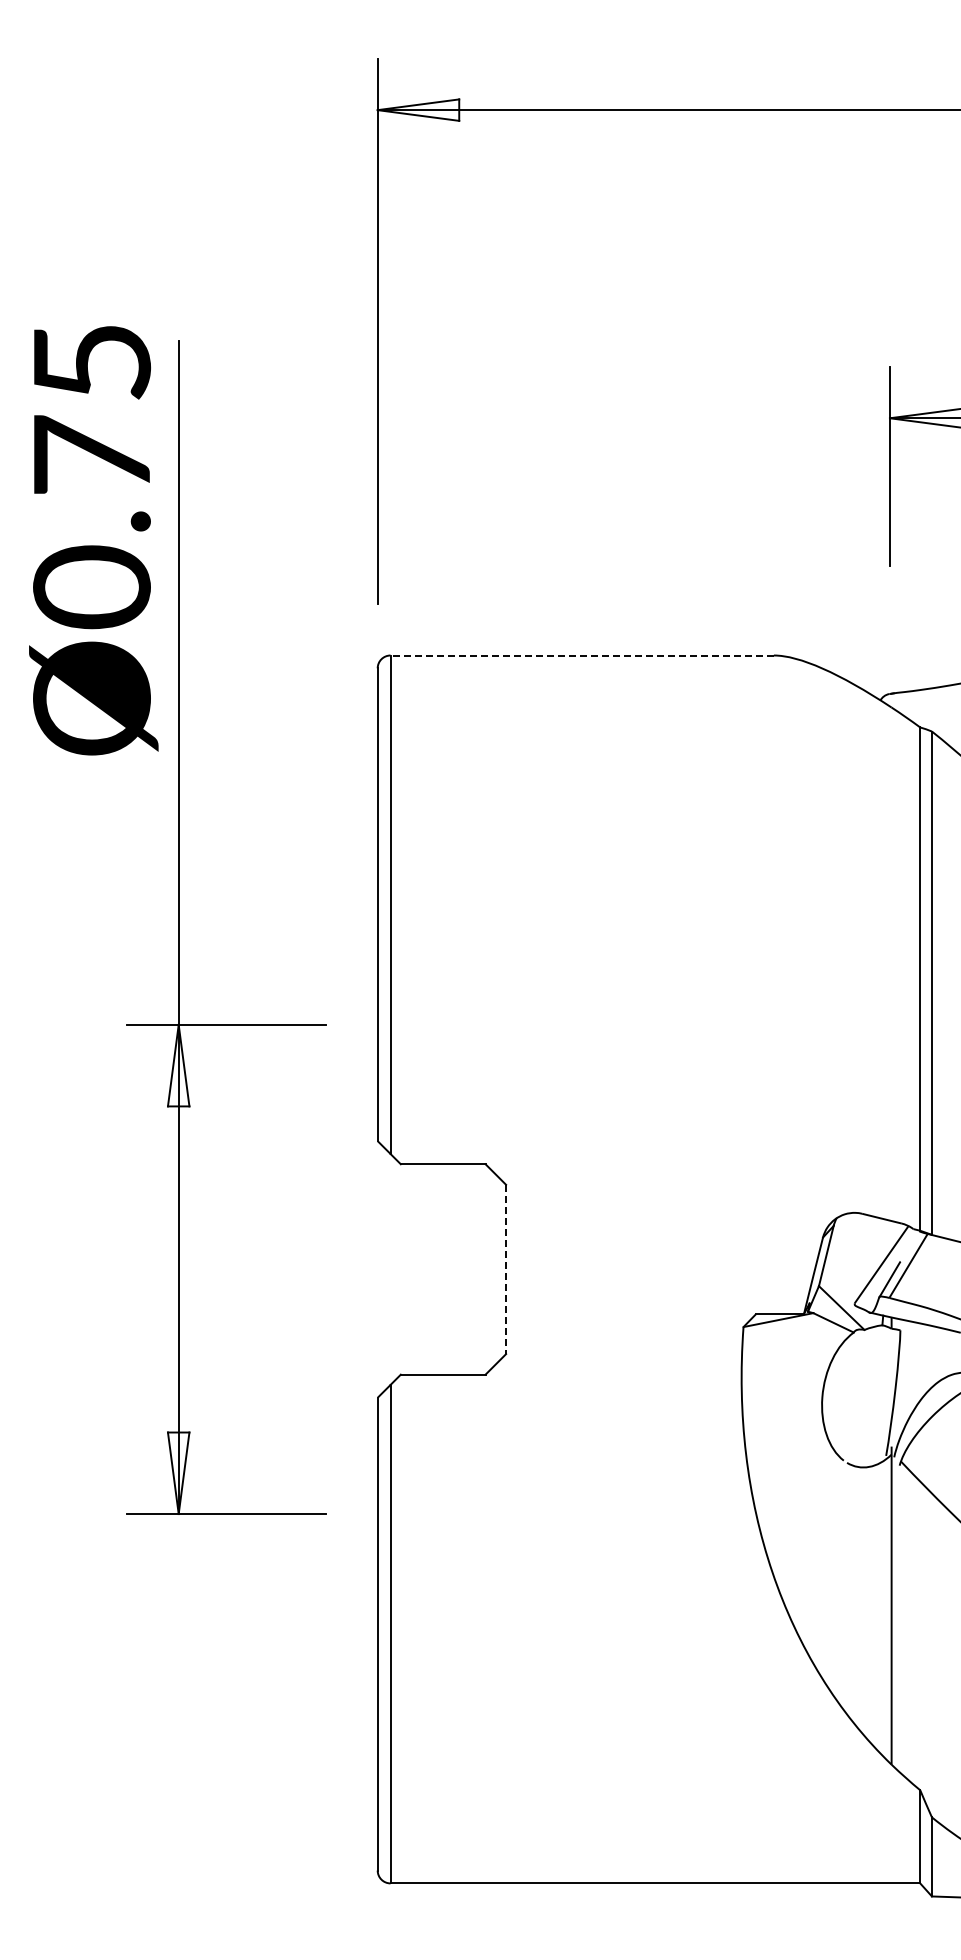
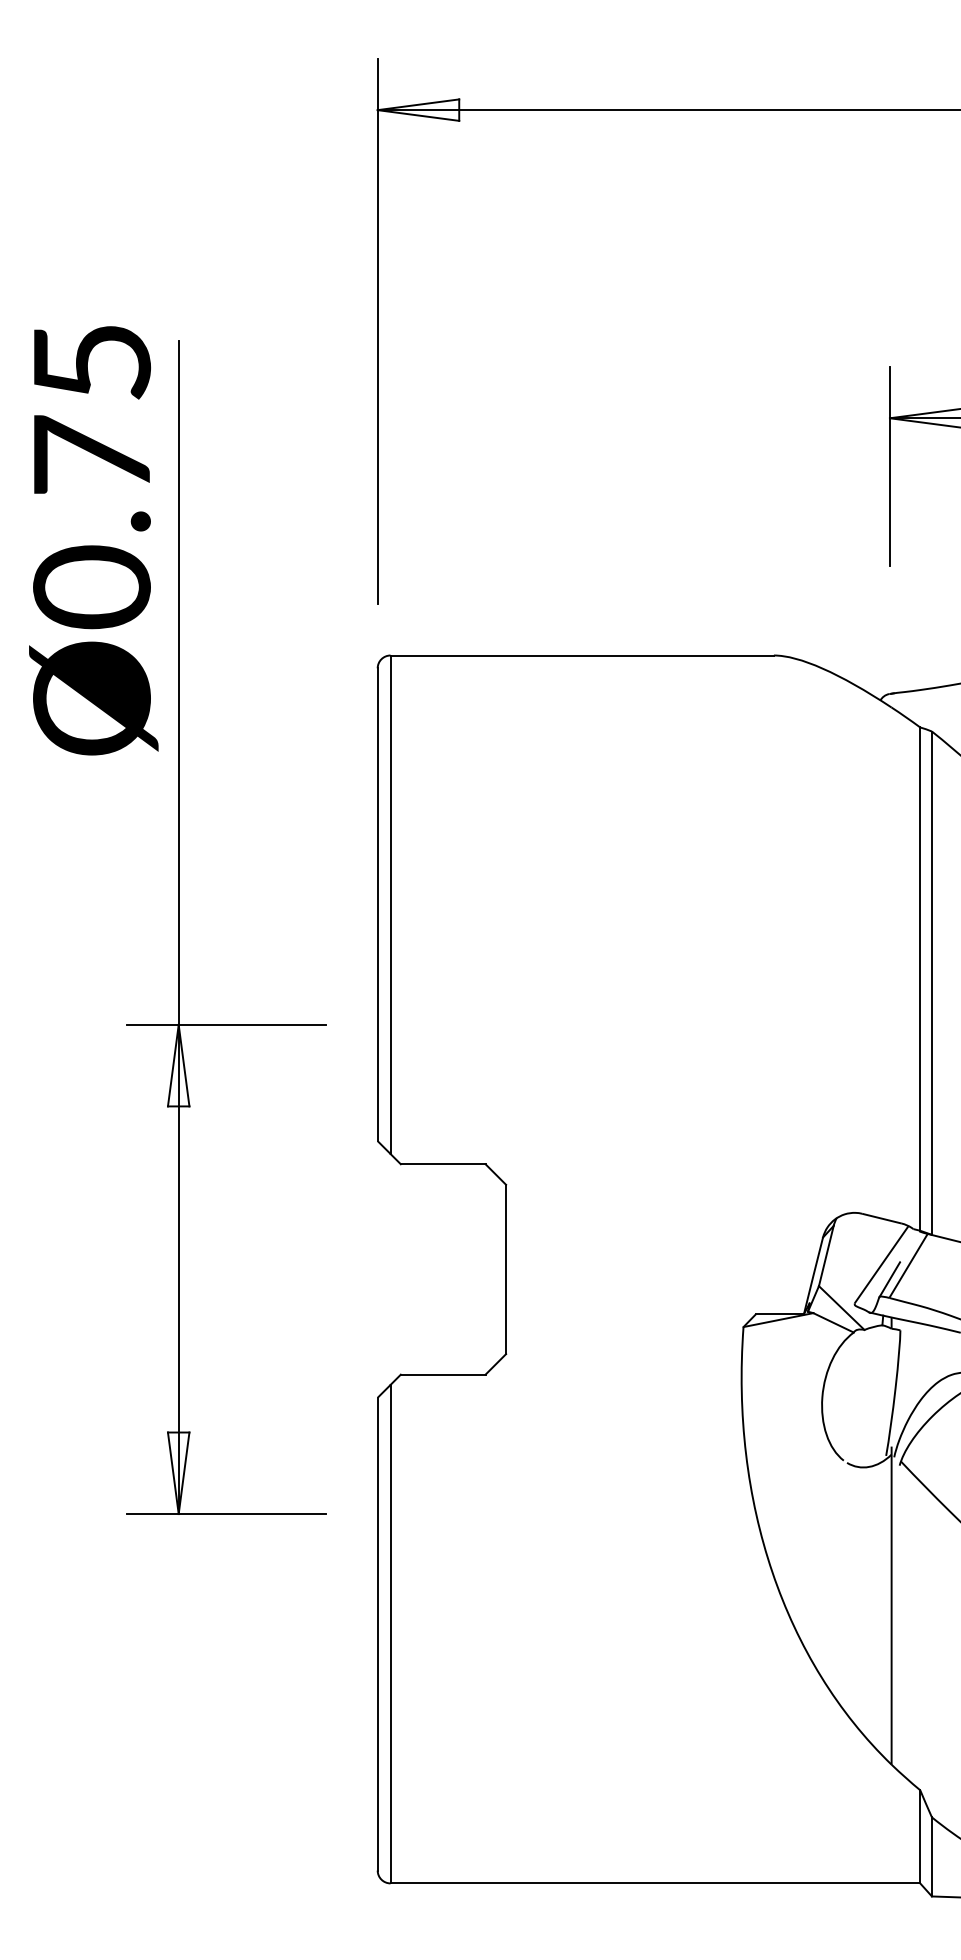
line: dashed -> solid (582, 655)
line: dashed -> solid (506, 1269)
